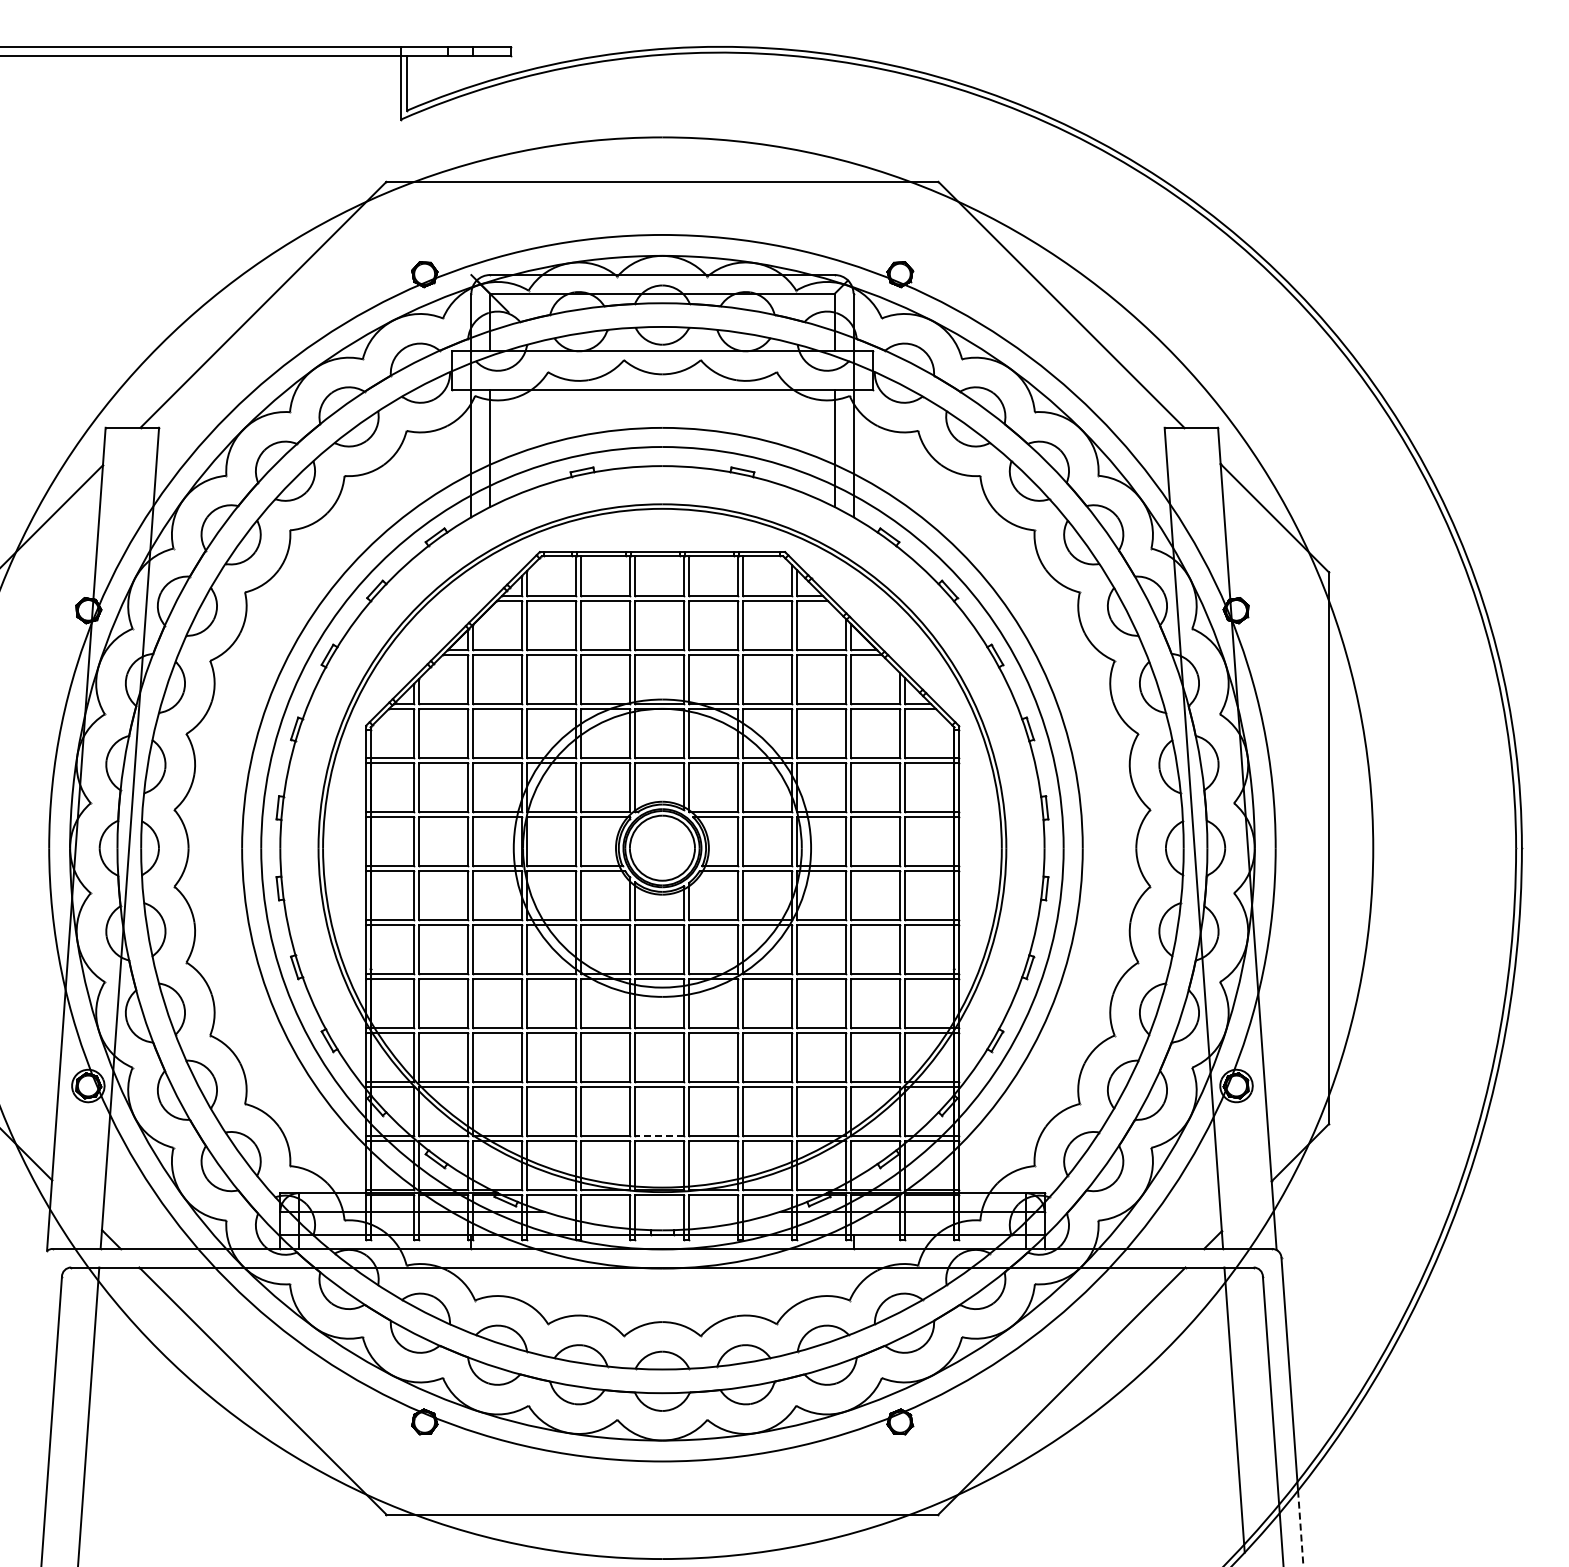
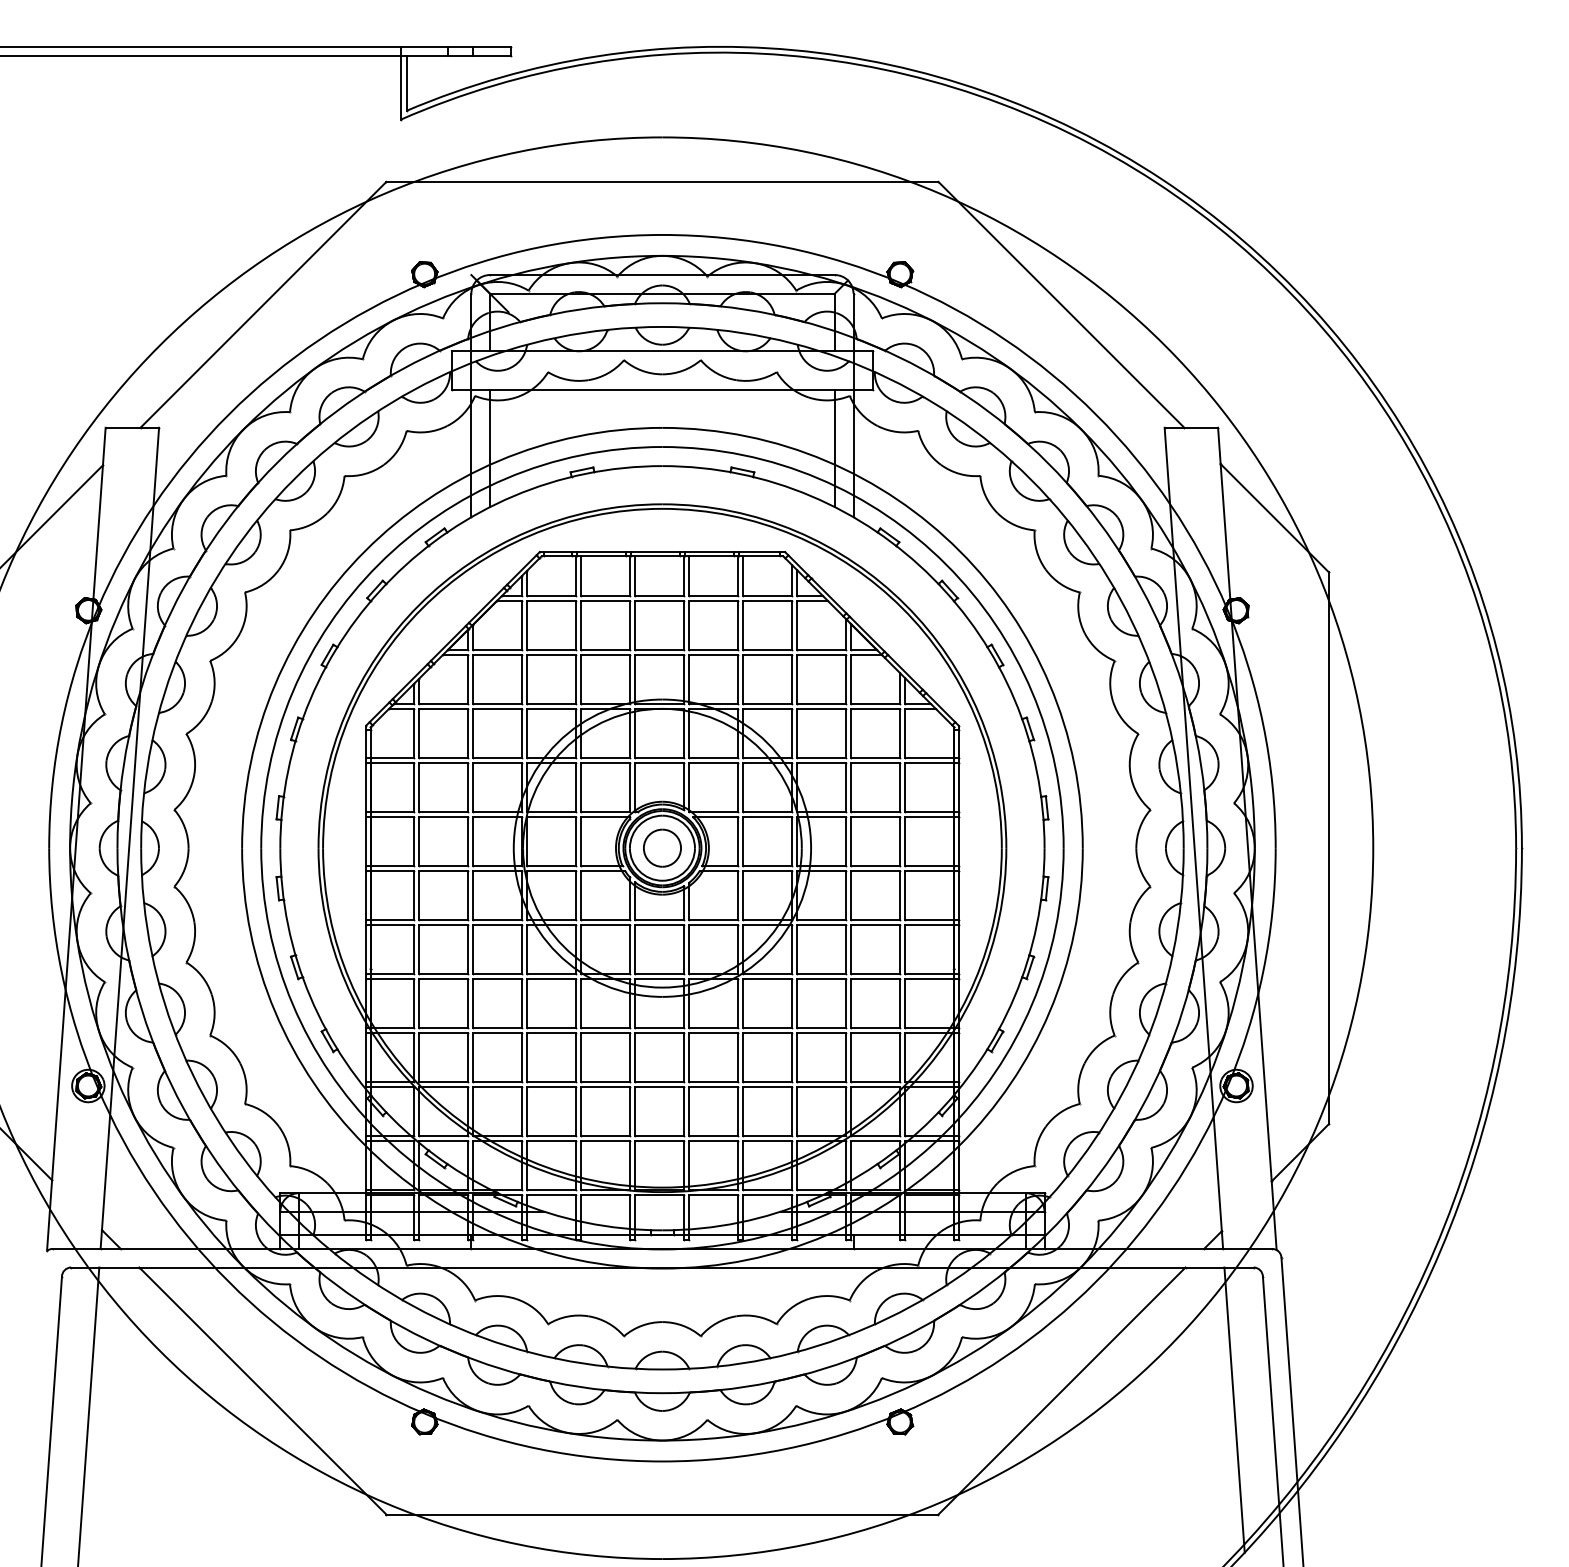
part: none -> present (662, 847)
line: dashed -> solid (659, 1136)
line: dashed -> solid (1300, 1528)
